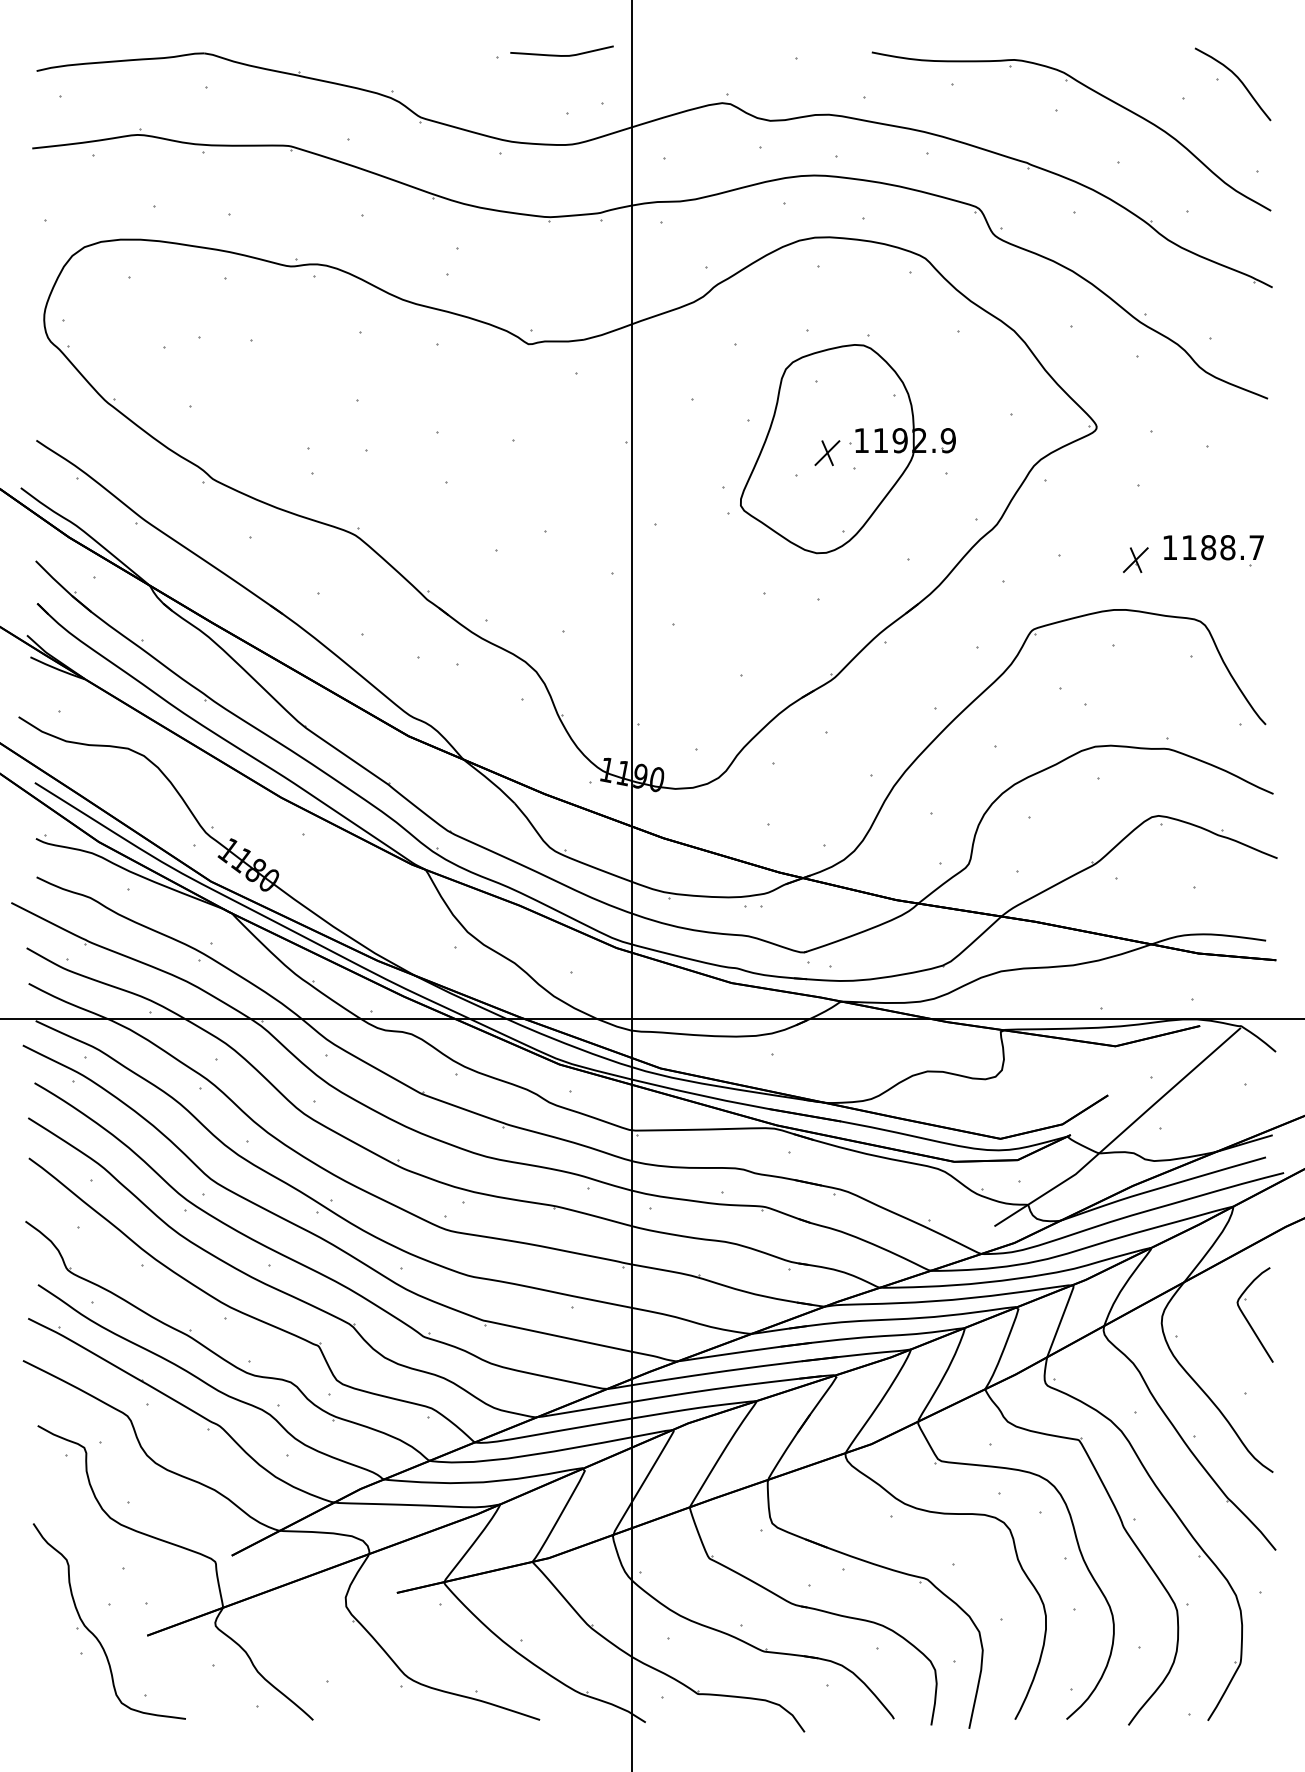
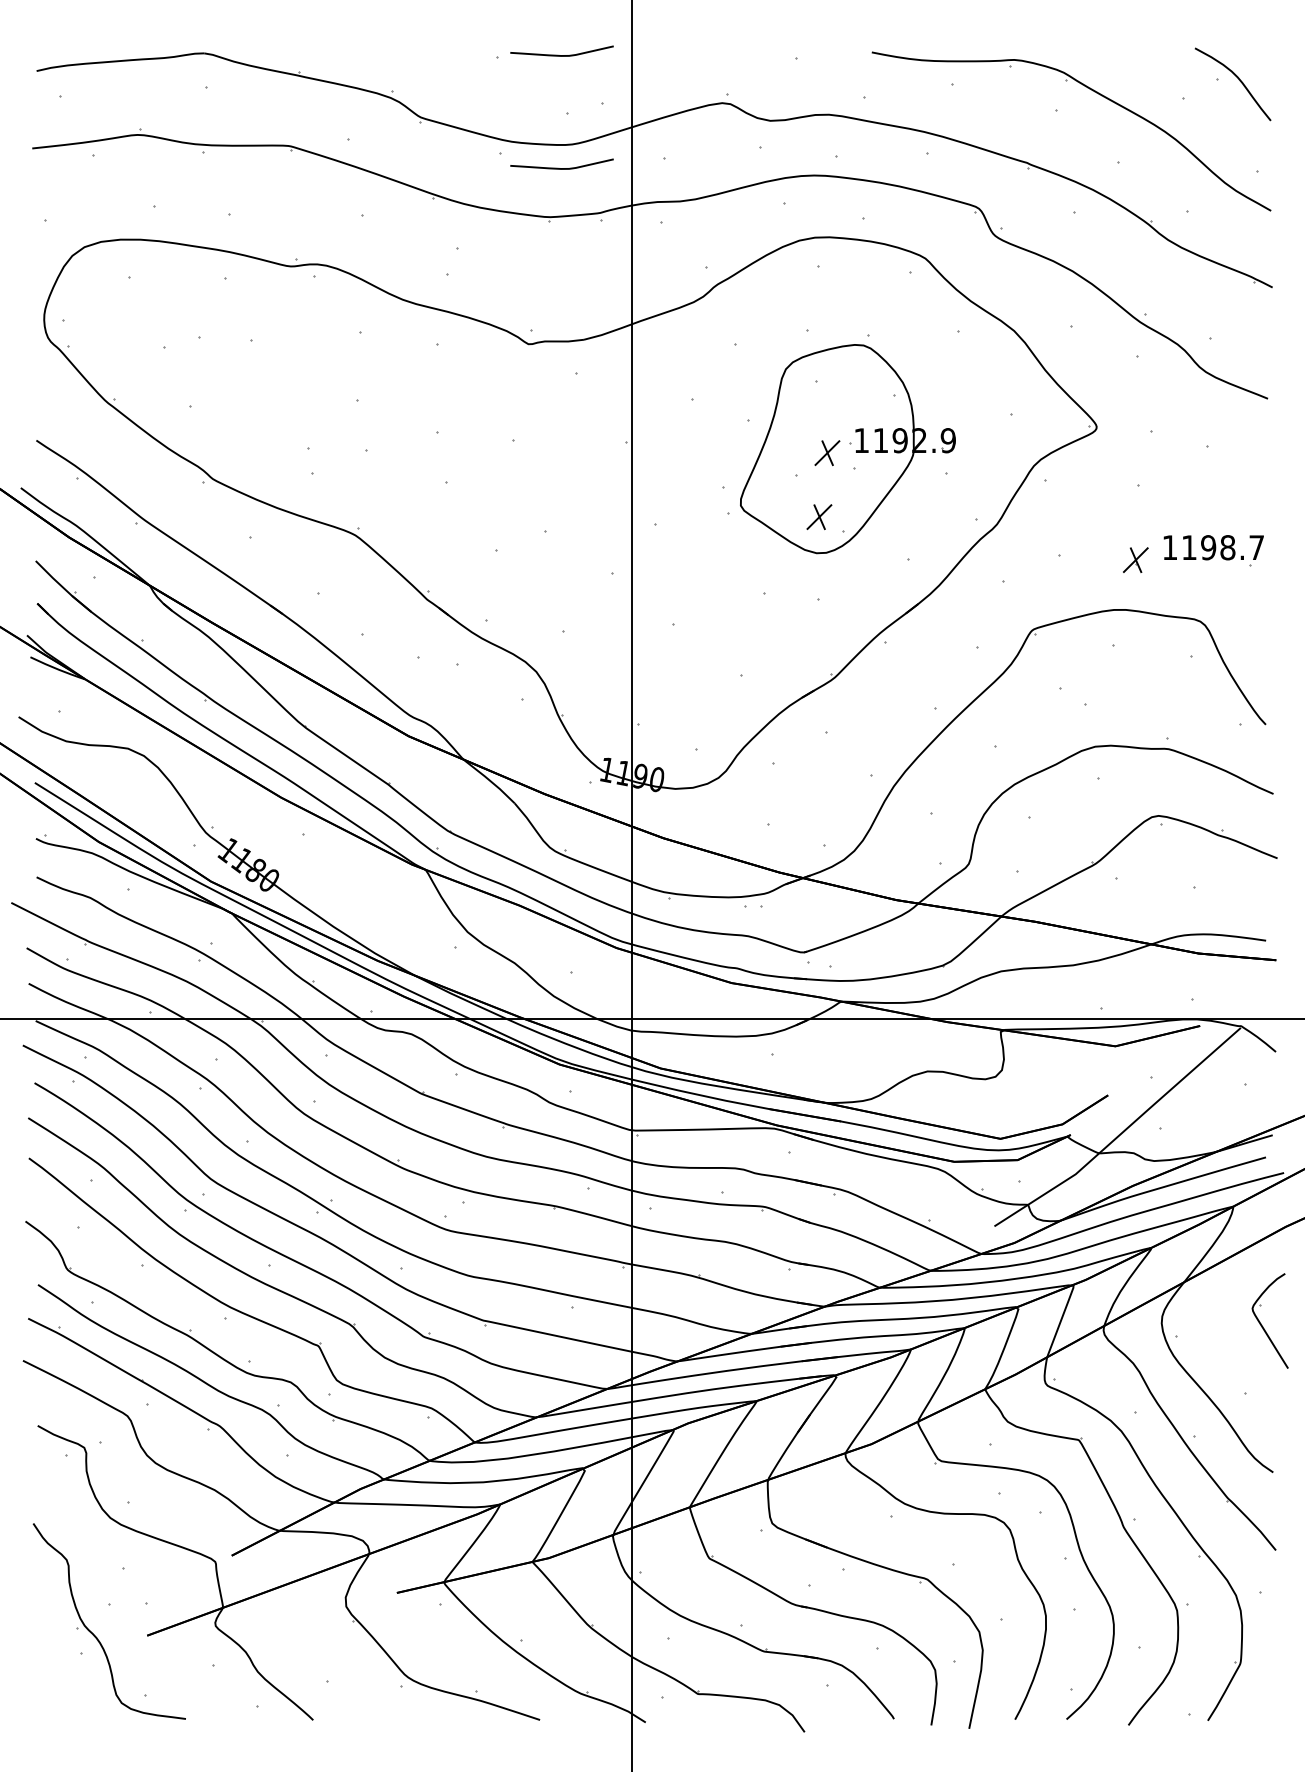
curve: none -> present (558, 167)
part: none -> present (819, 516)
text: 1188.7 -> 1198.7 (1208, 547)
part position: (1248, 1320) -> (1263, 1326) (1263, 1326)
